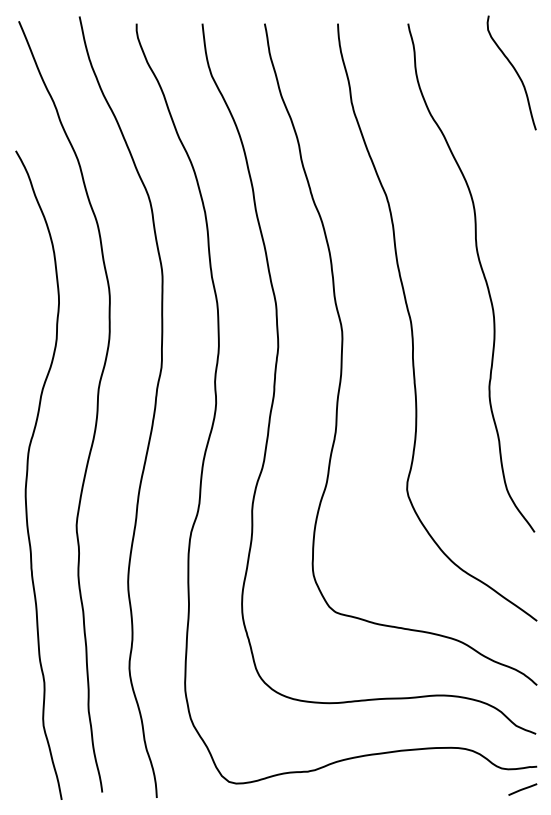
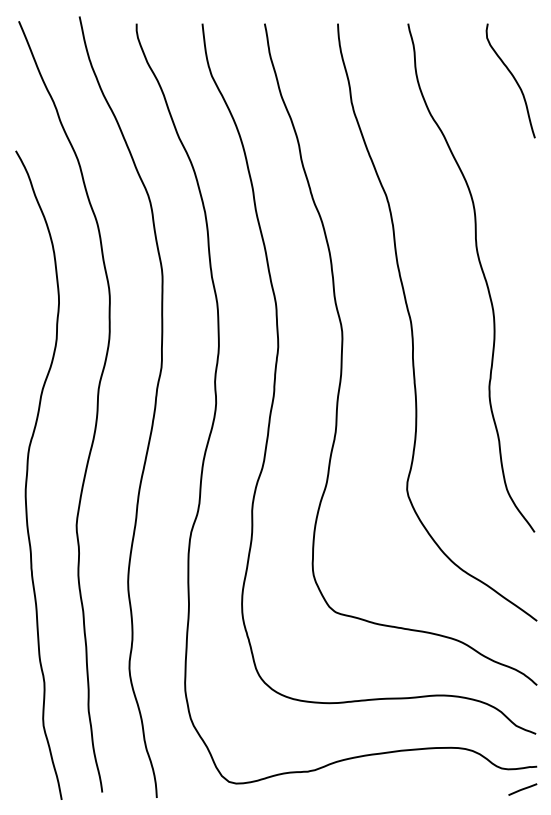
curve position: (513, 69) -> (512, 77) (512, 77)
